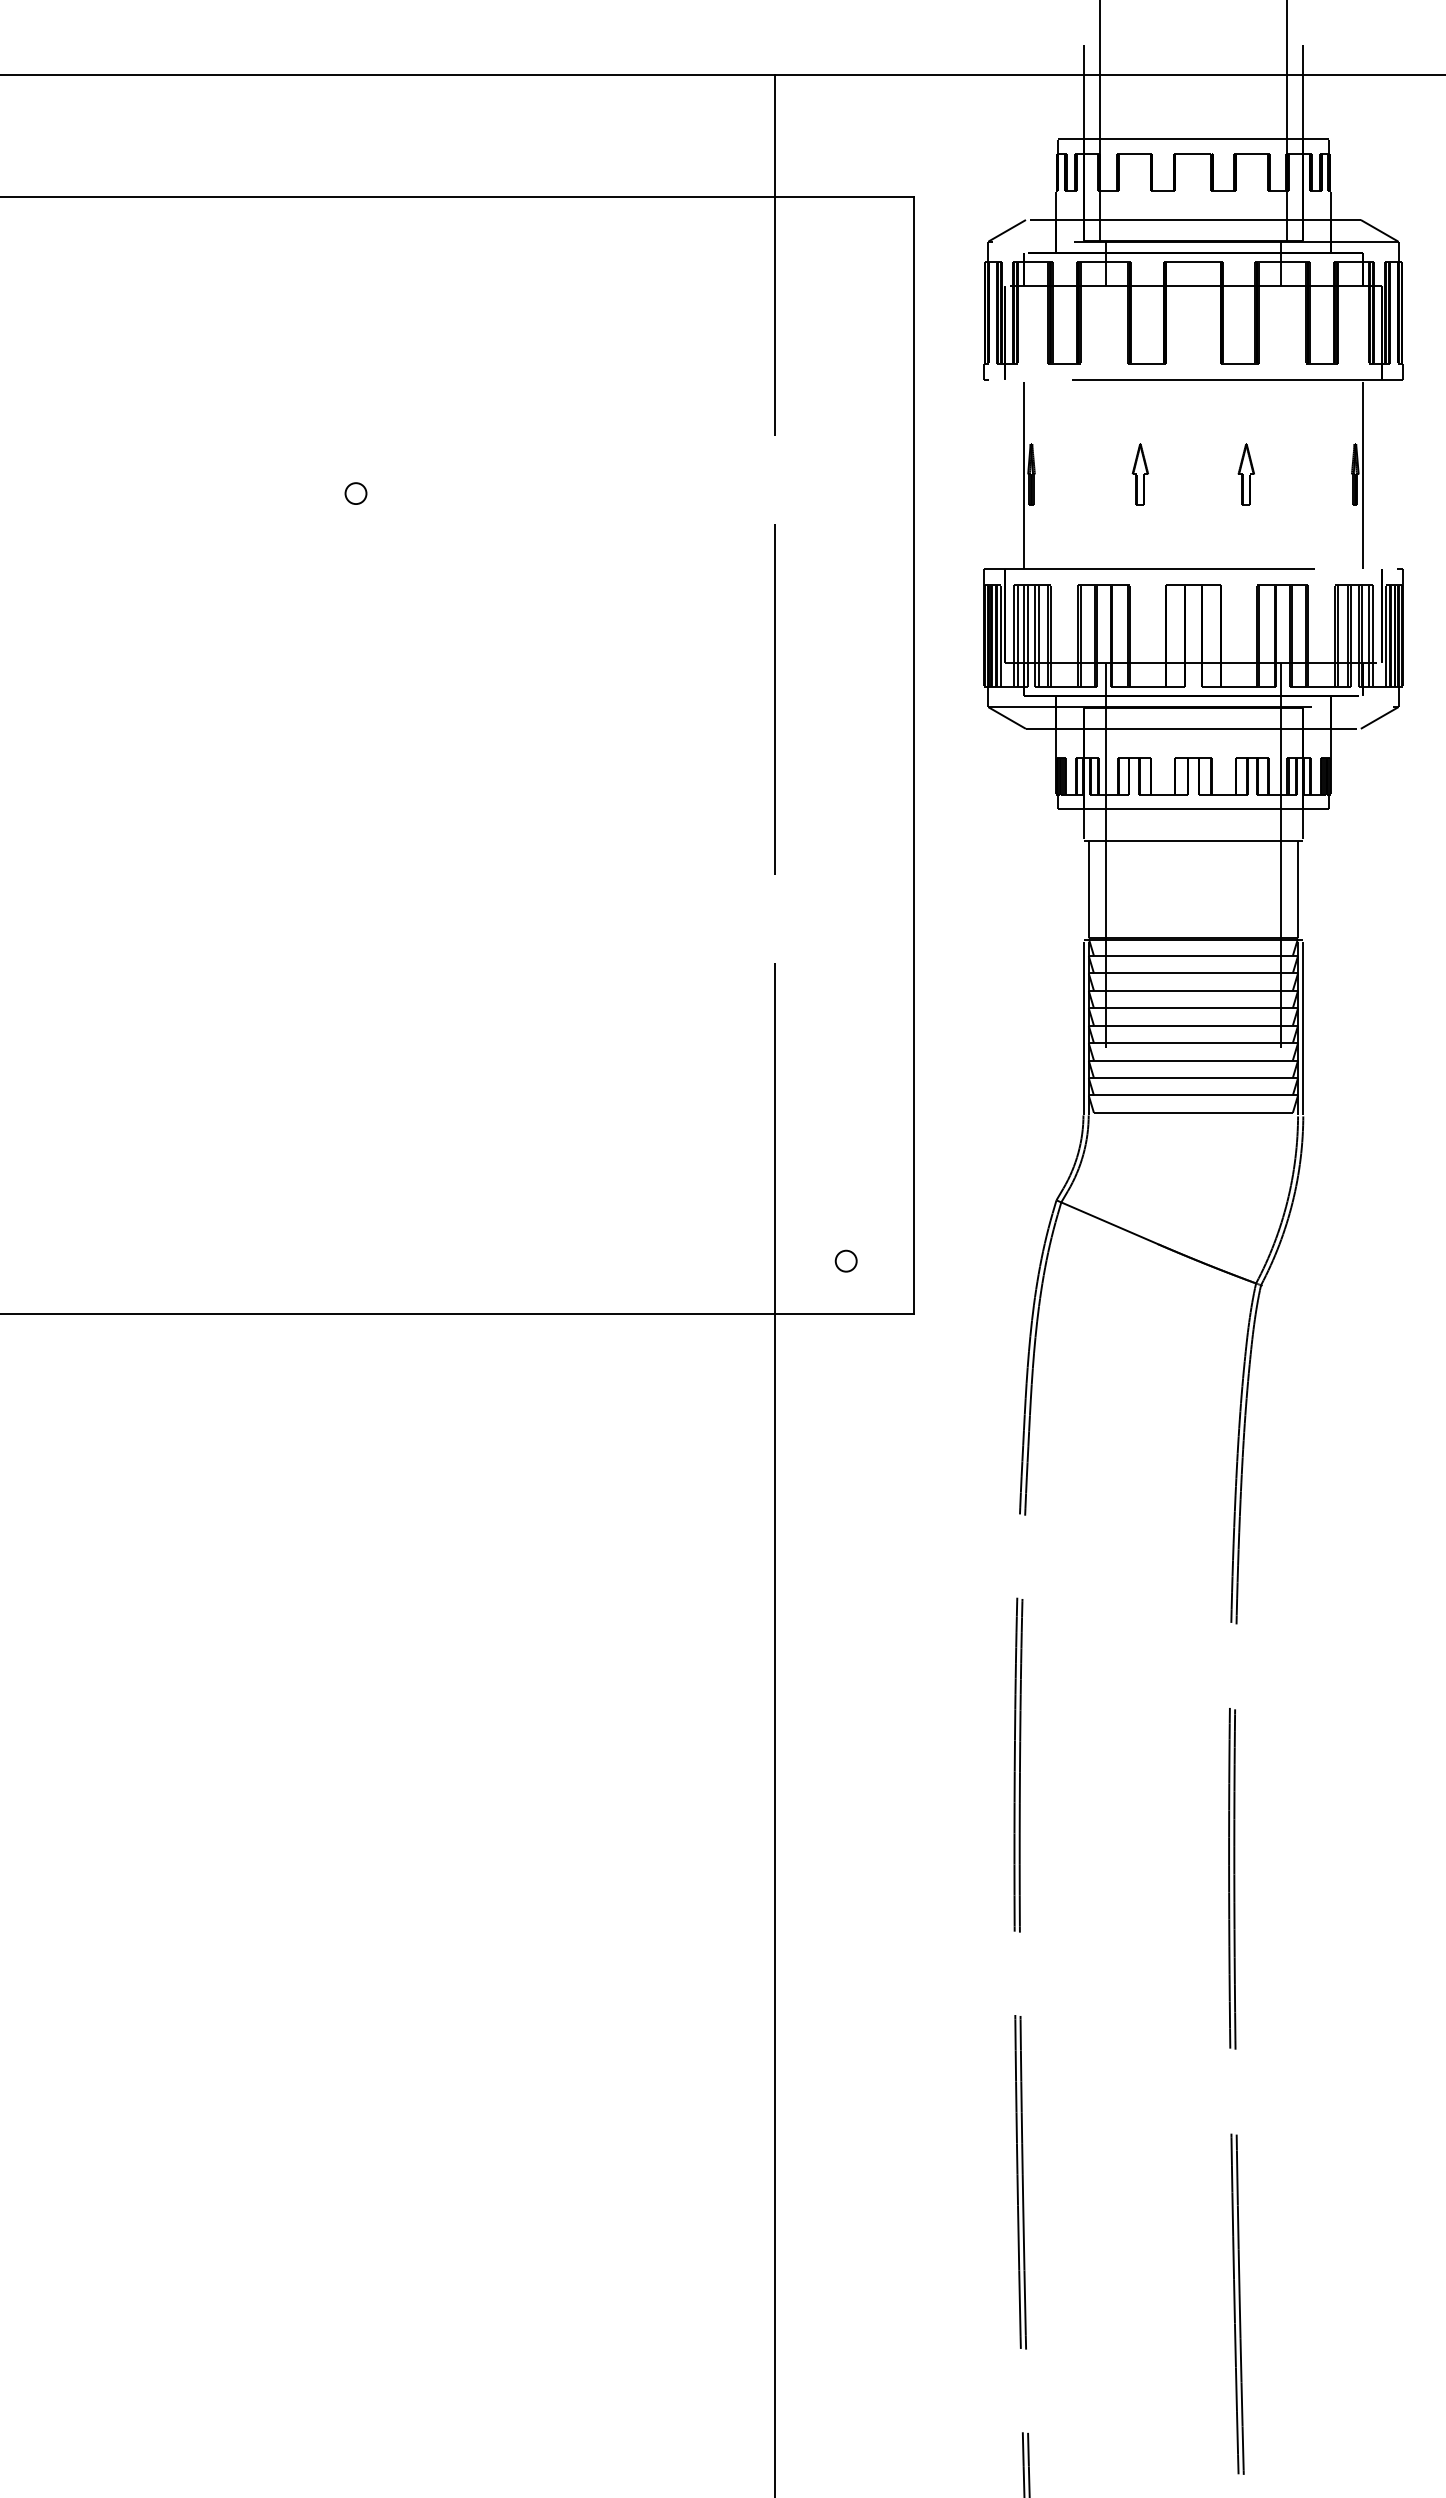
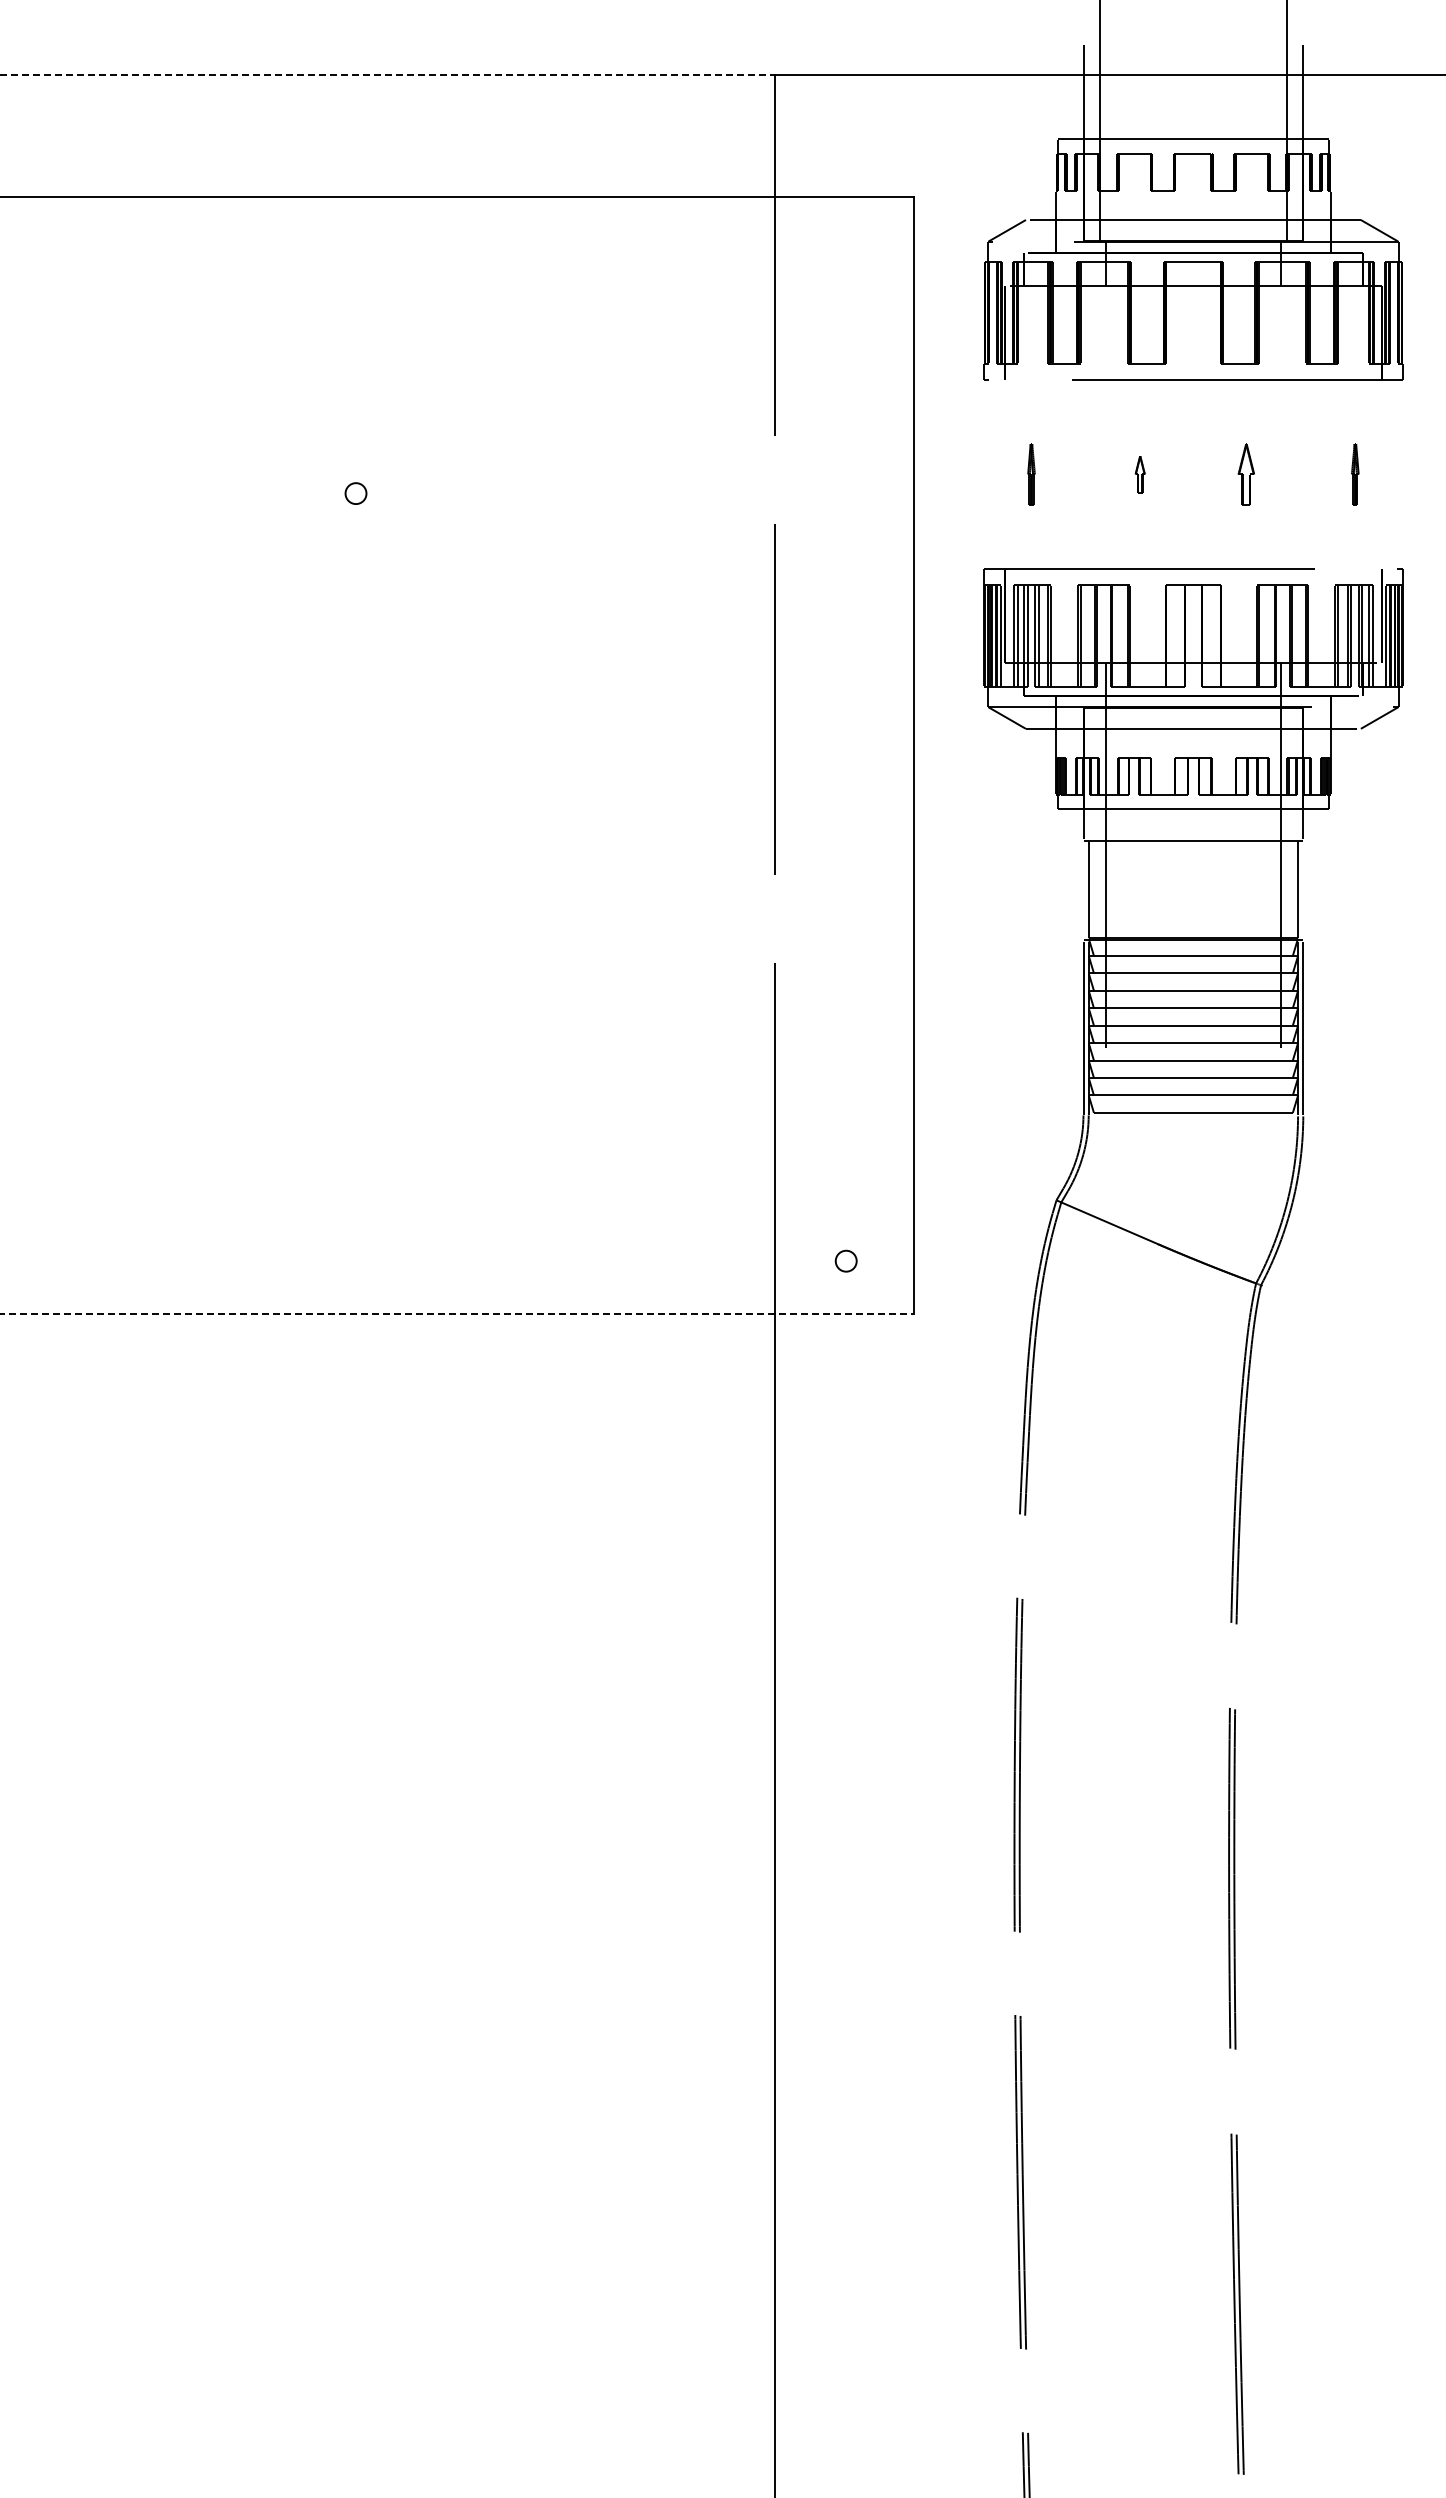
line: solid -> dashed (387, 74)
line: present -> none (1023, 474)
part size: 18x63 px -> 12x38 px (1139, 474)
line: present -> none (1362, 474)
line: solid -> dashed (457, 1313)
